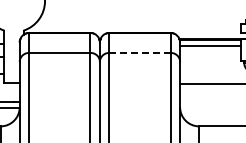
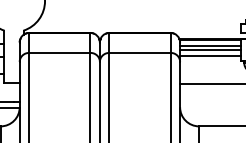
line: none -> present (210, 50)
line: dashed -> solid (140, 52)
line: none -> present (210, 55)
